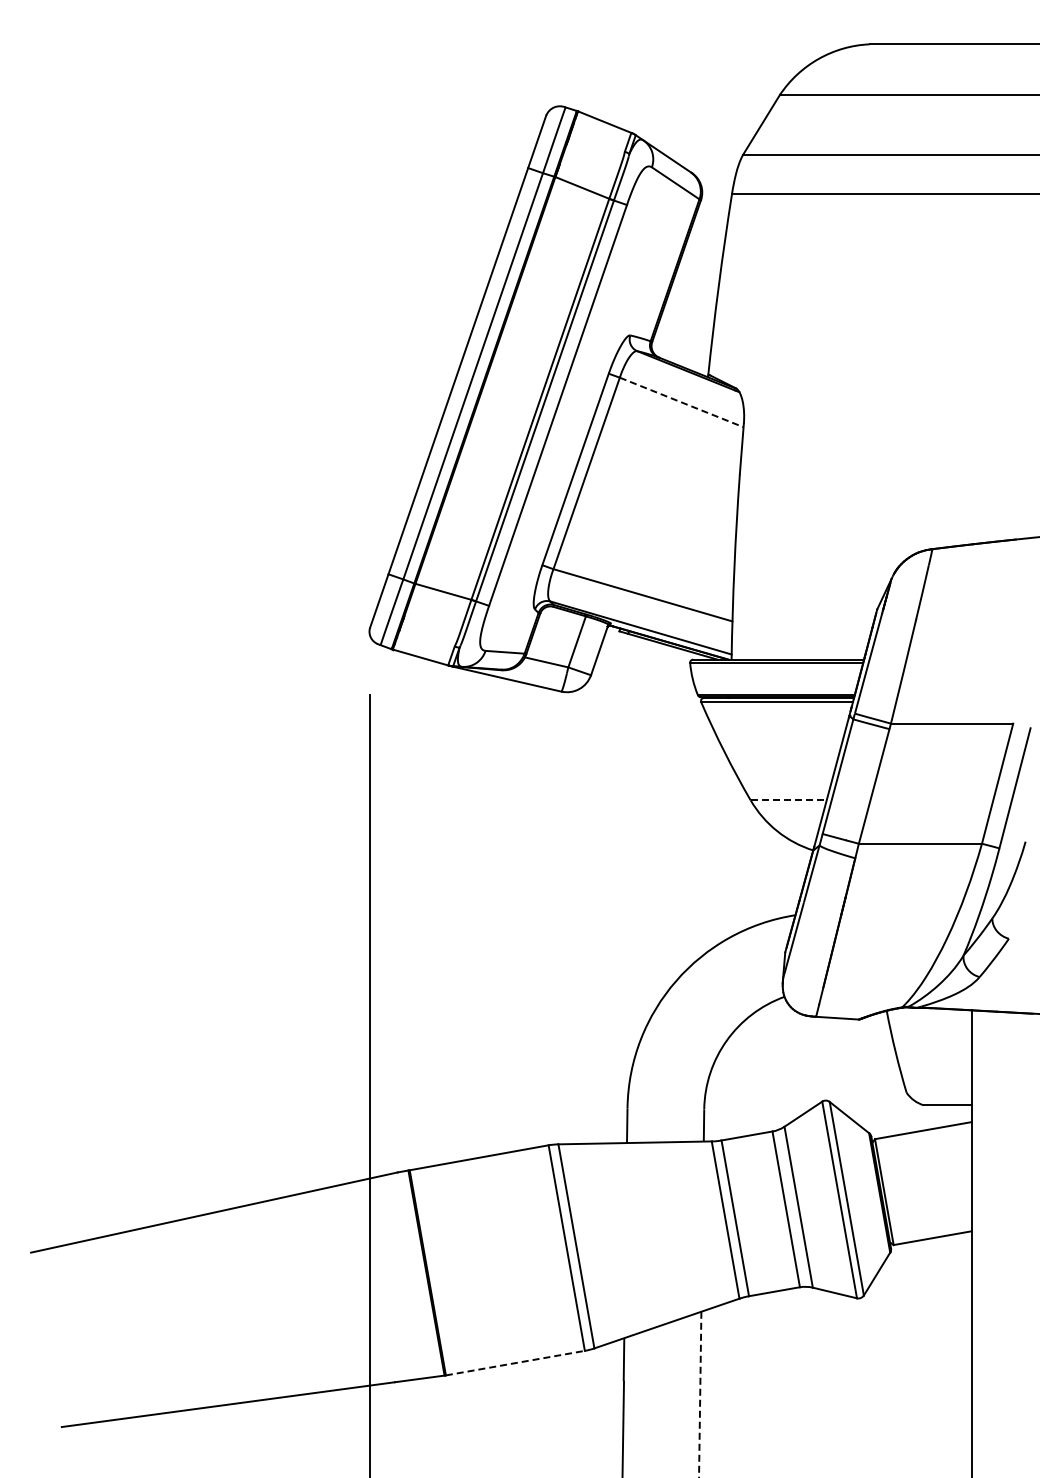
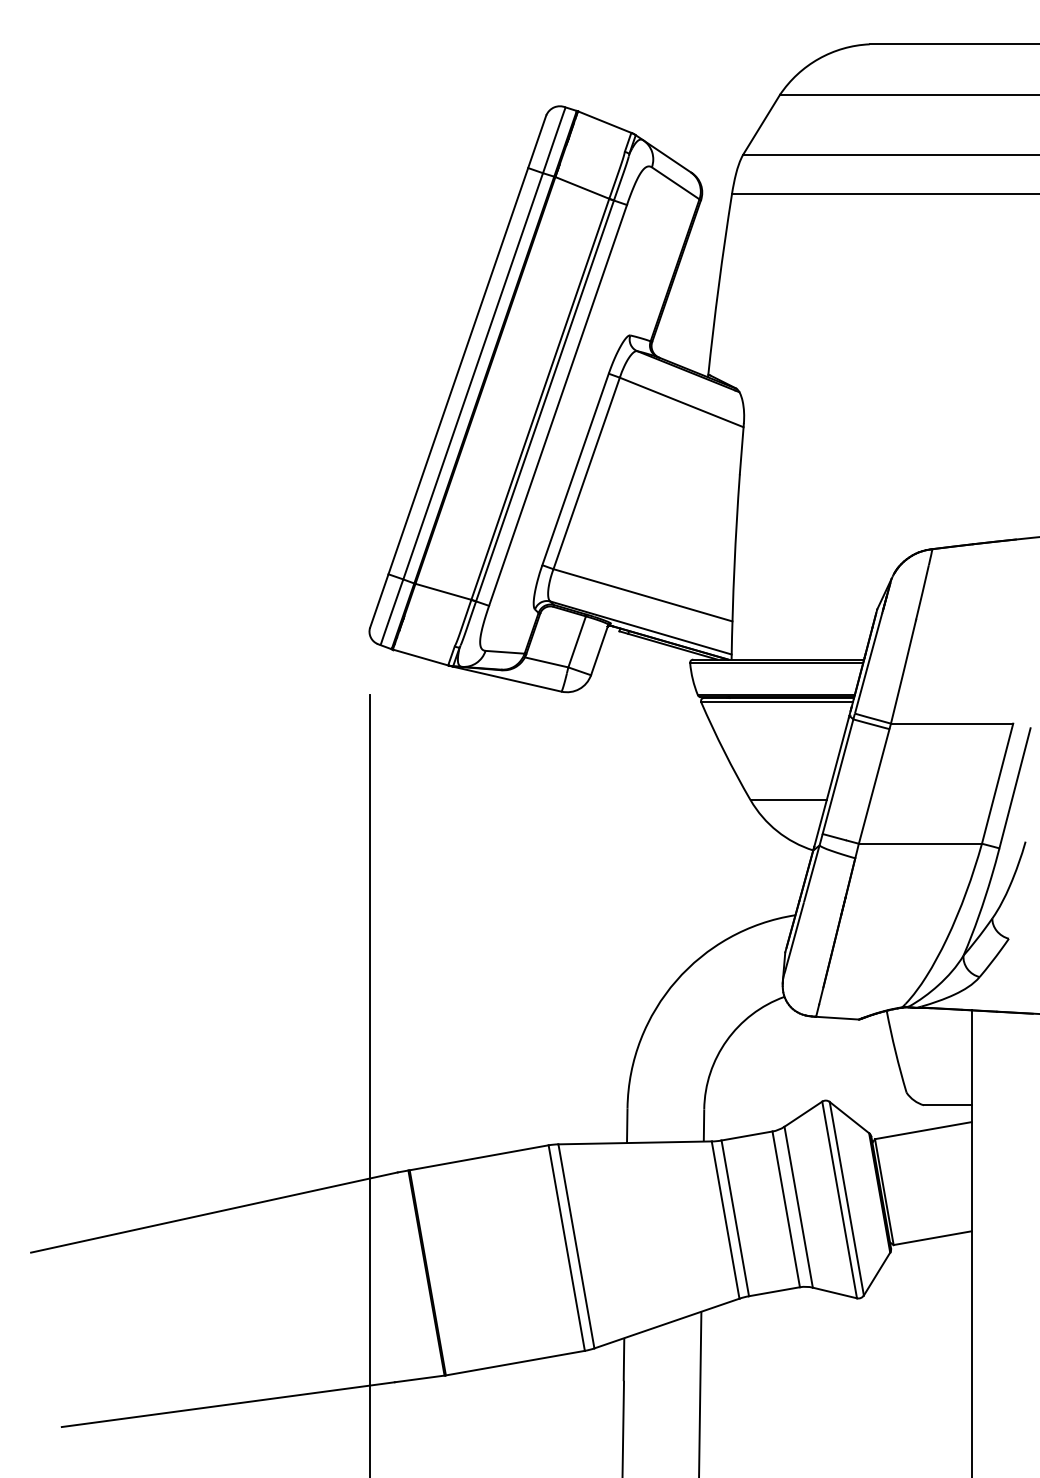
line: dashed -> solid (681, 402)
line: dashed -> solid (789, 800)
line: dashed -> solid (515, 1363)
line: dashed -> solid (700, 1394)
